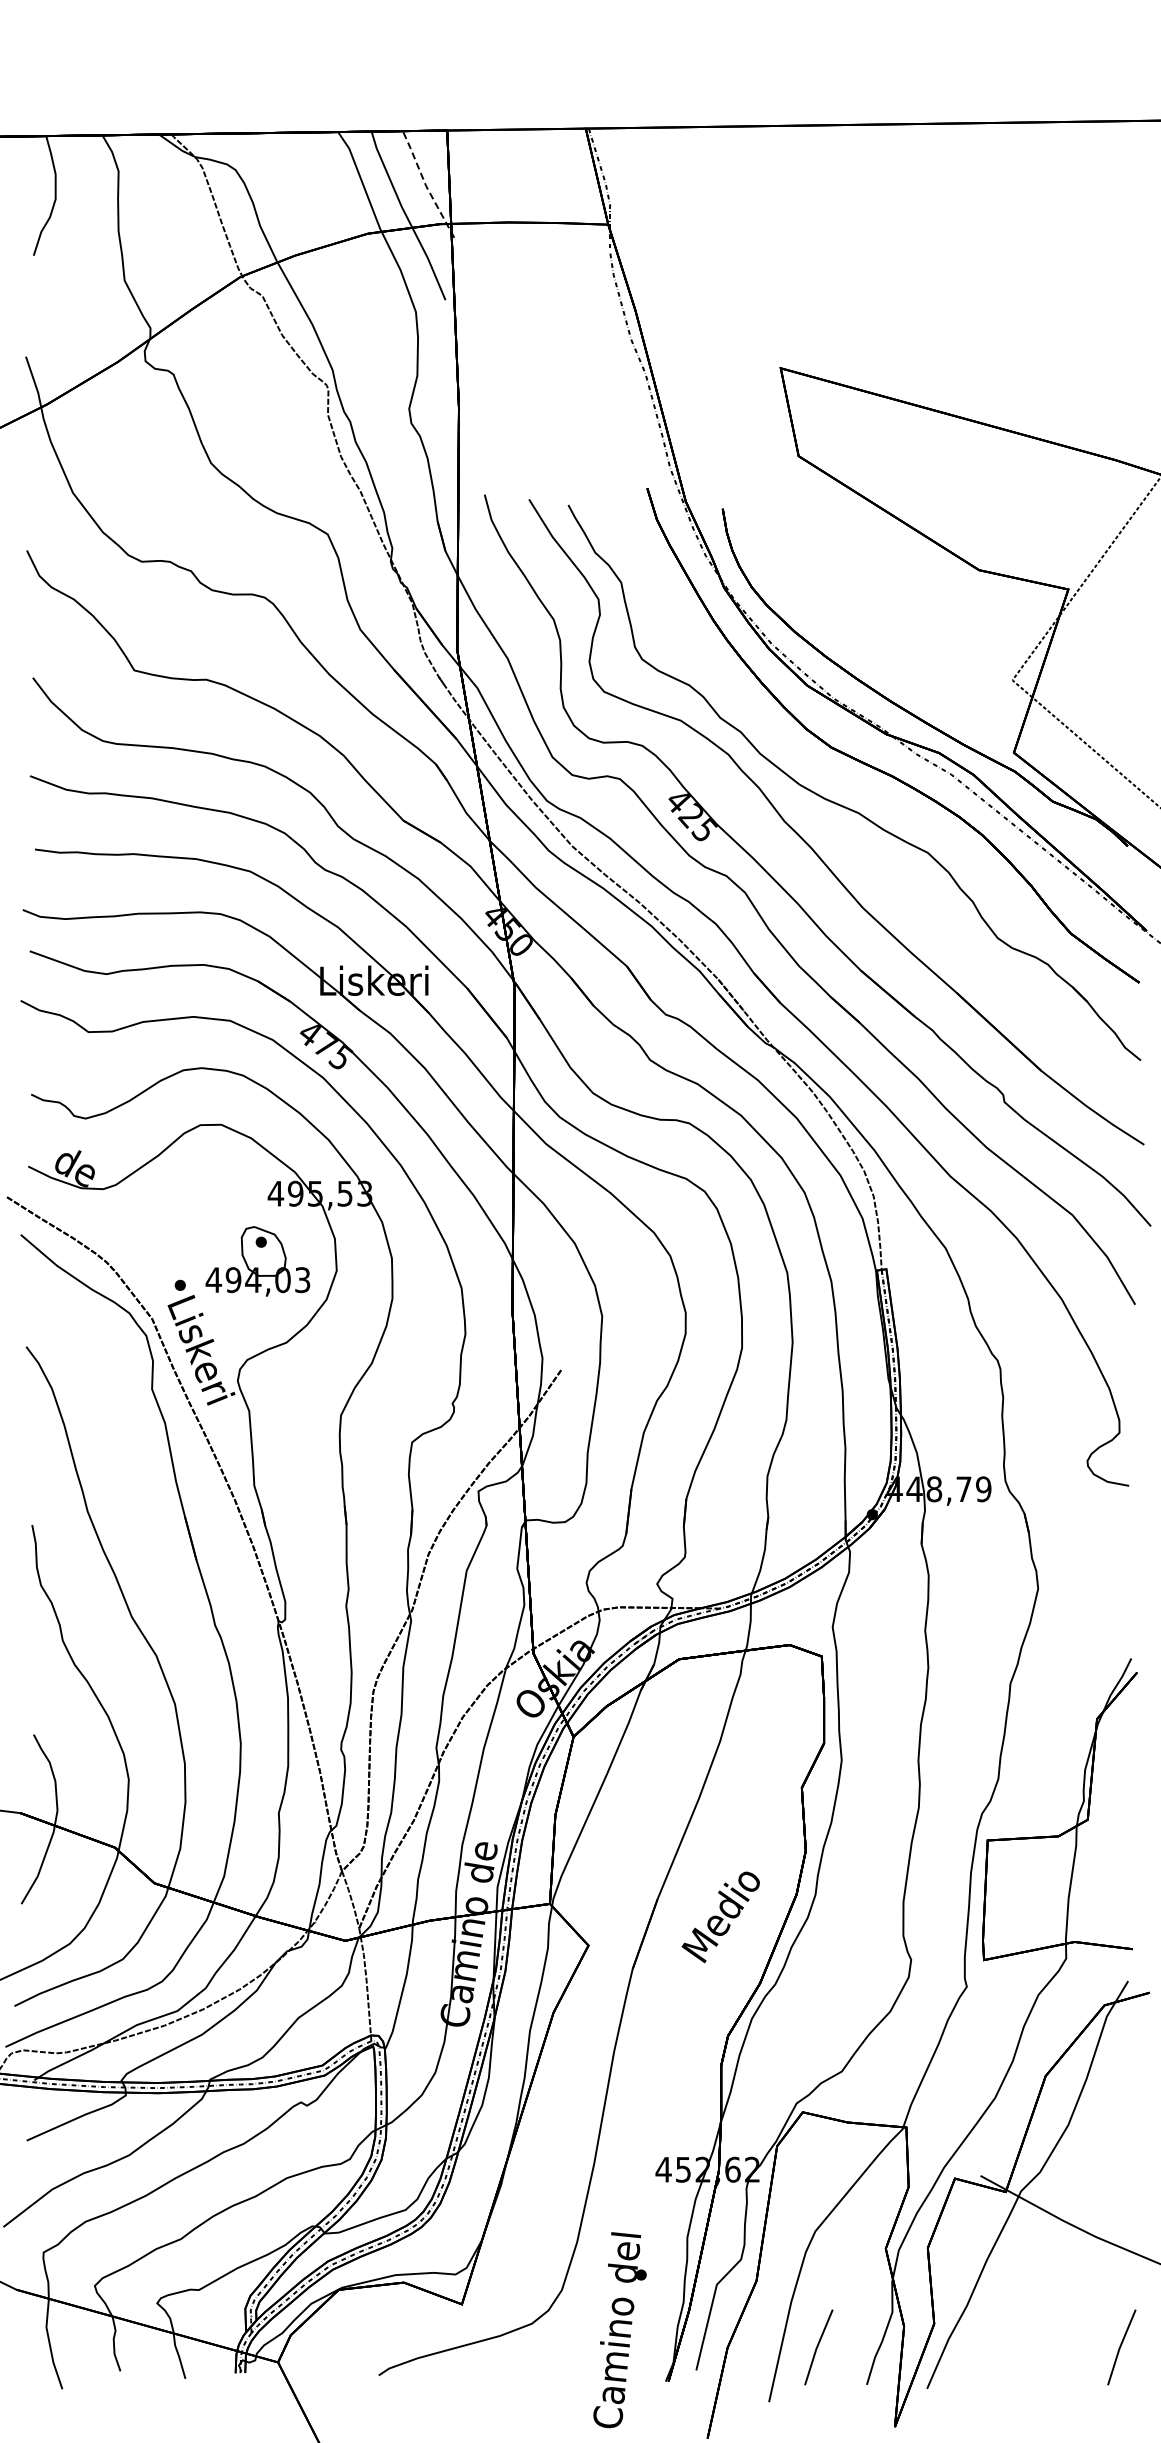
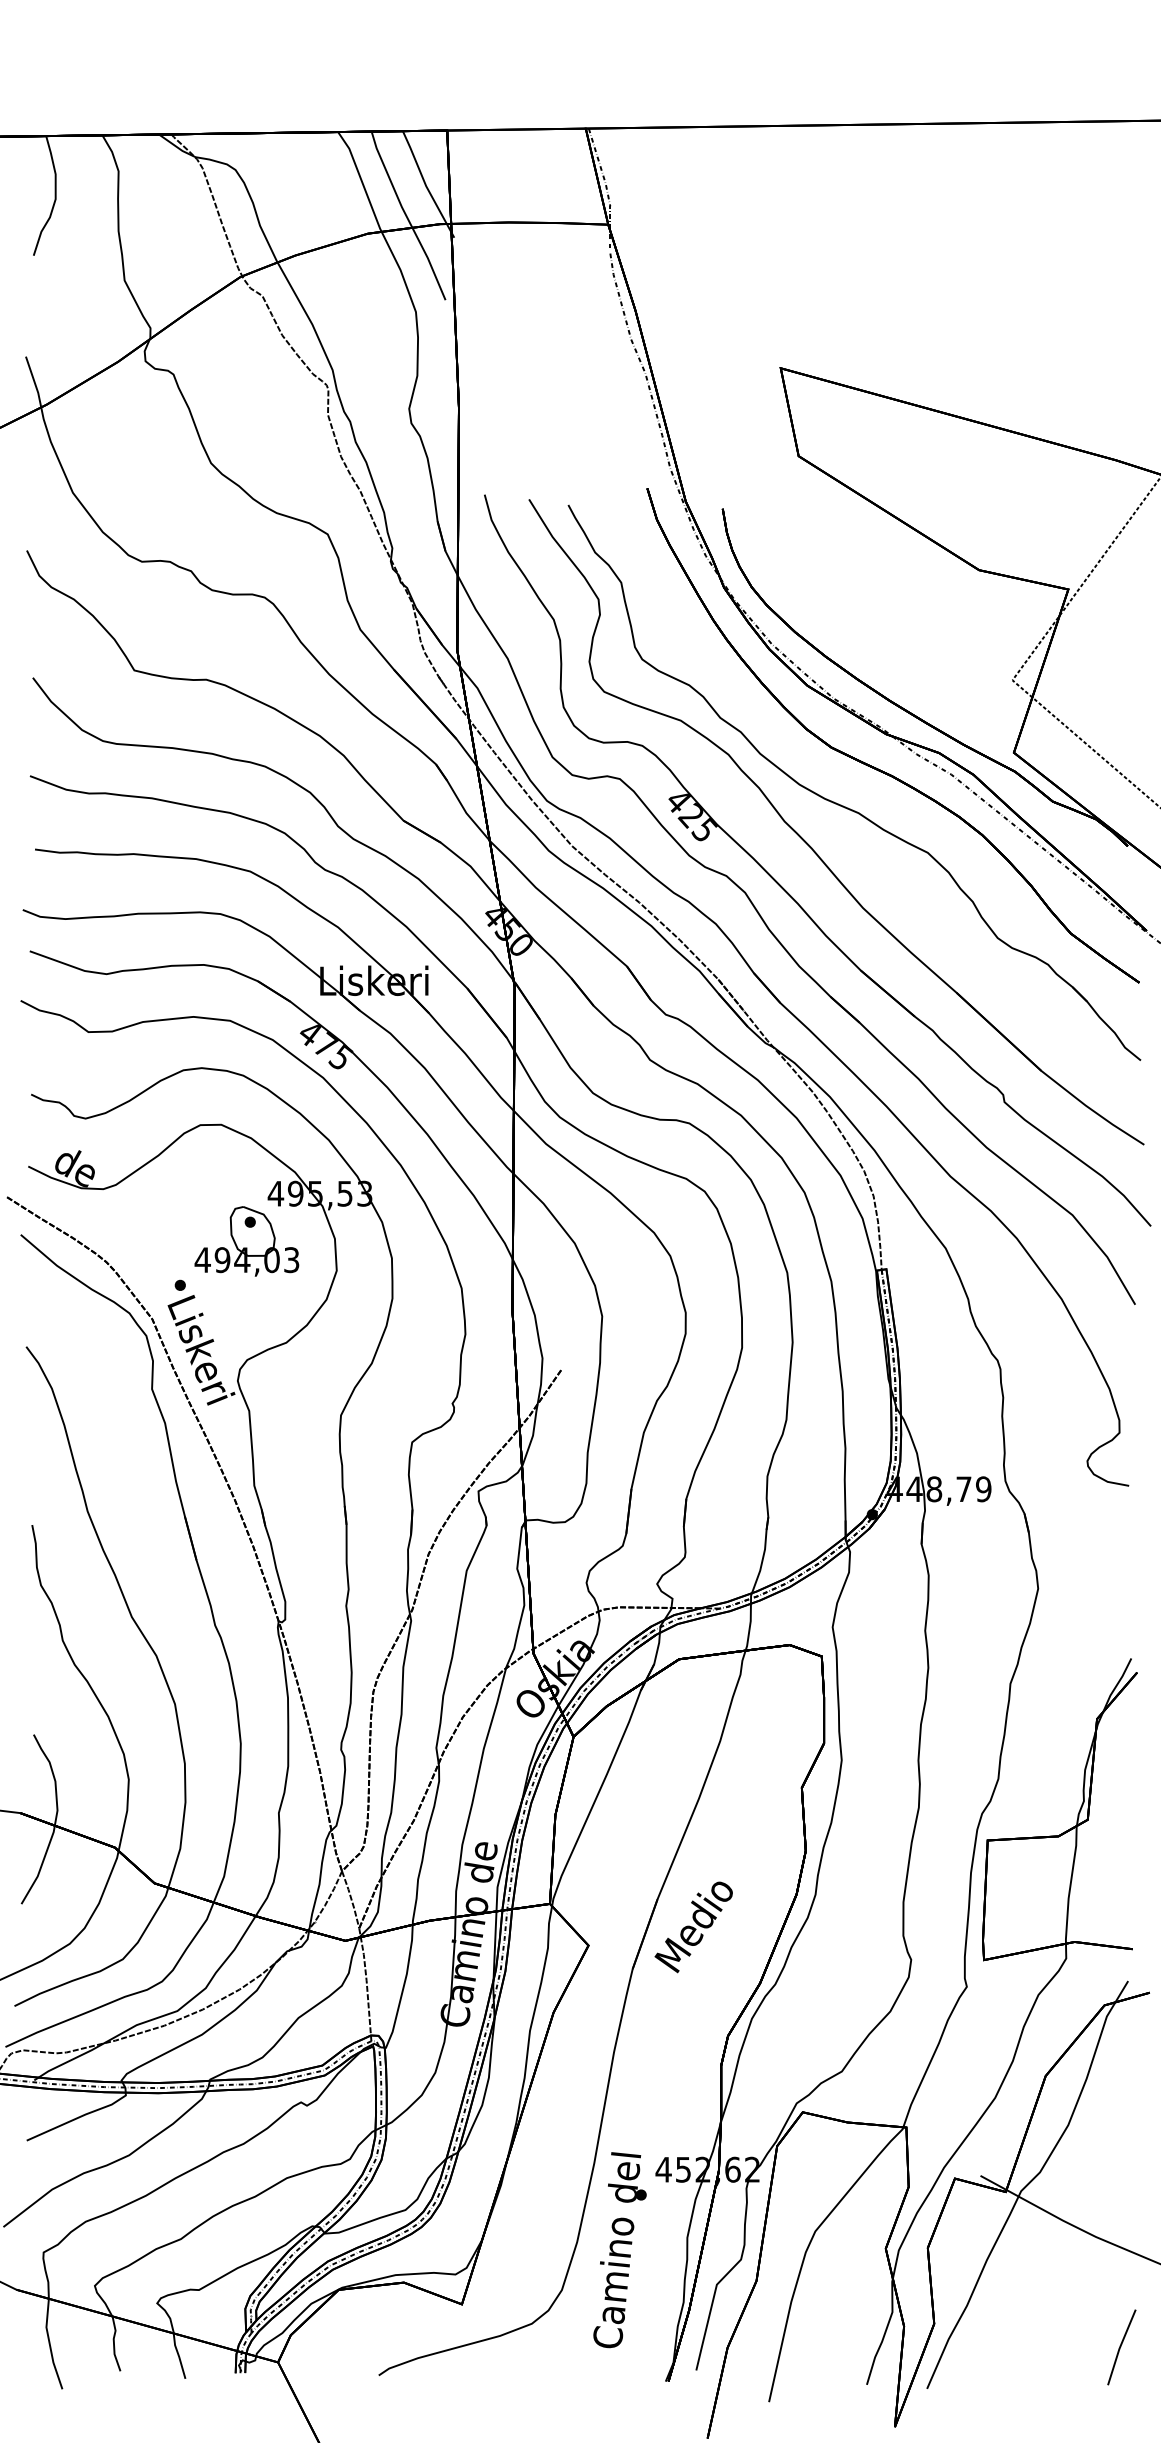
line: dashed -> solid (425, 185)
part position: (257, 1261) -> (246, 1241) (246, 1241)
text position: (720, 1917) -> (693, 1927) (693, 1927)
text position: (619, 2330) -> (619, 2250) (619, 2250)
line: present -> none (818, 2346)
